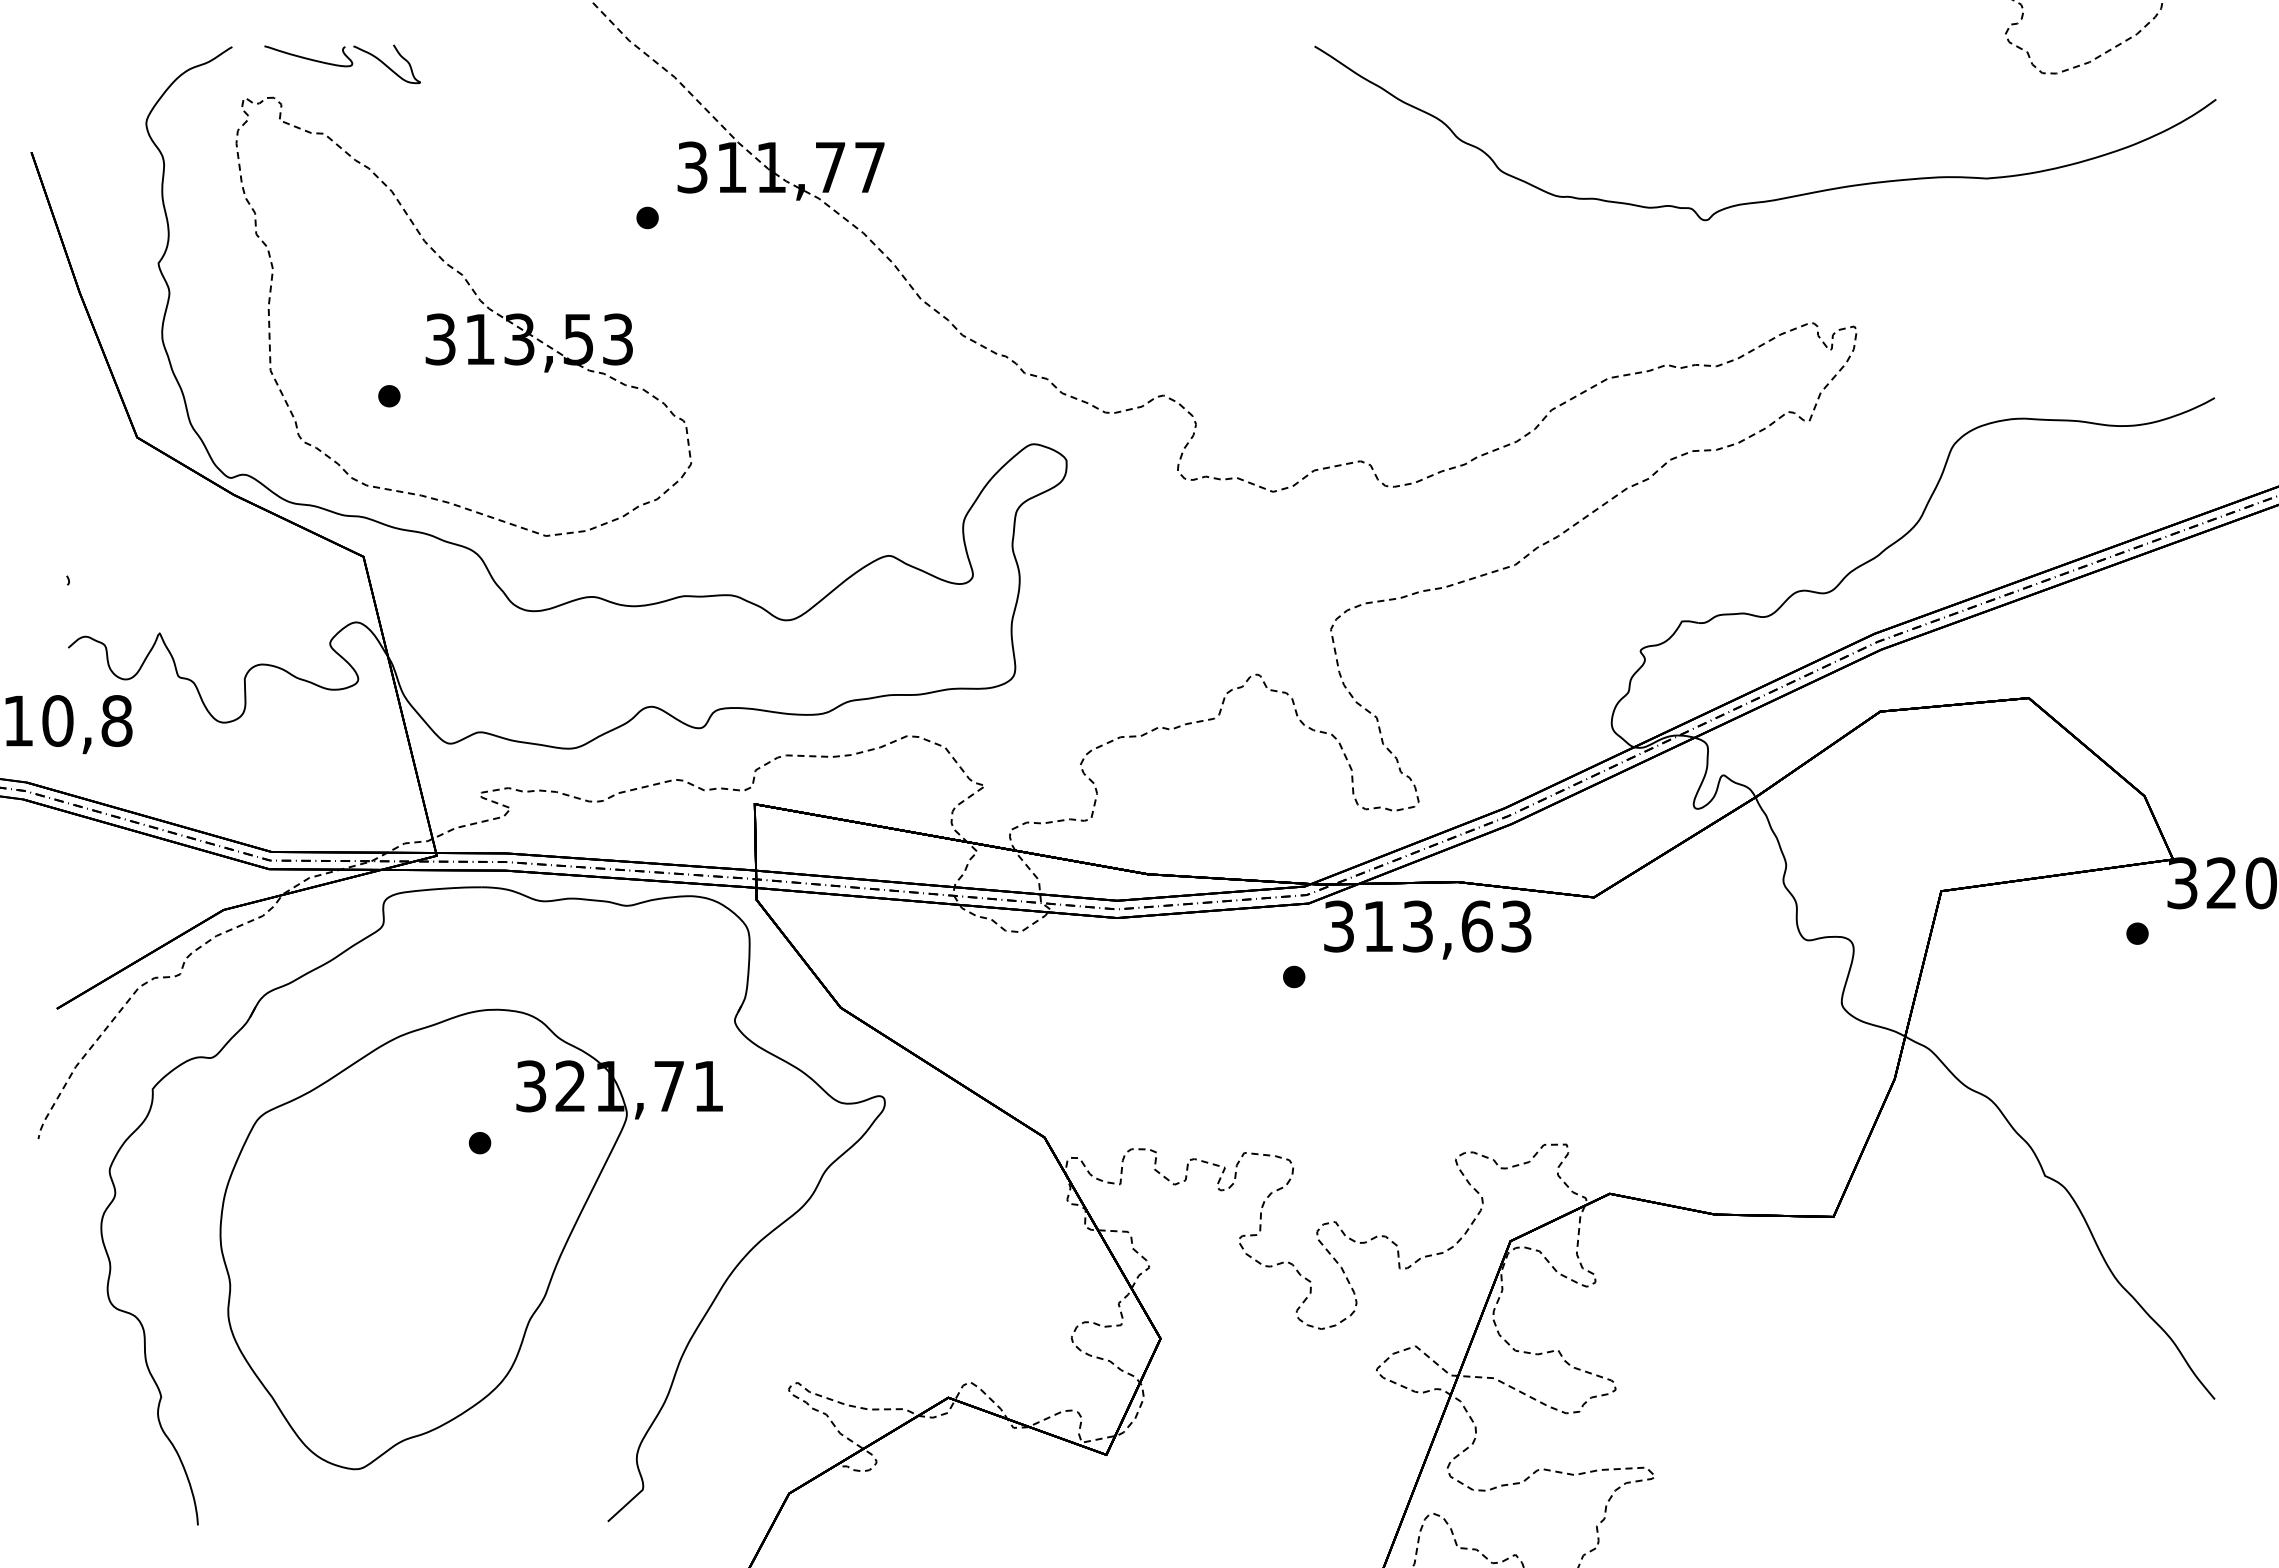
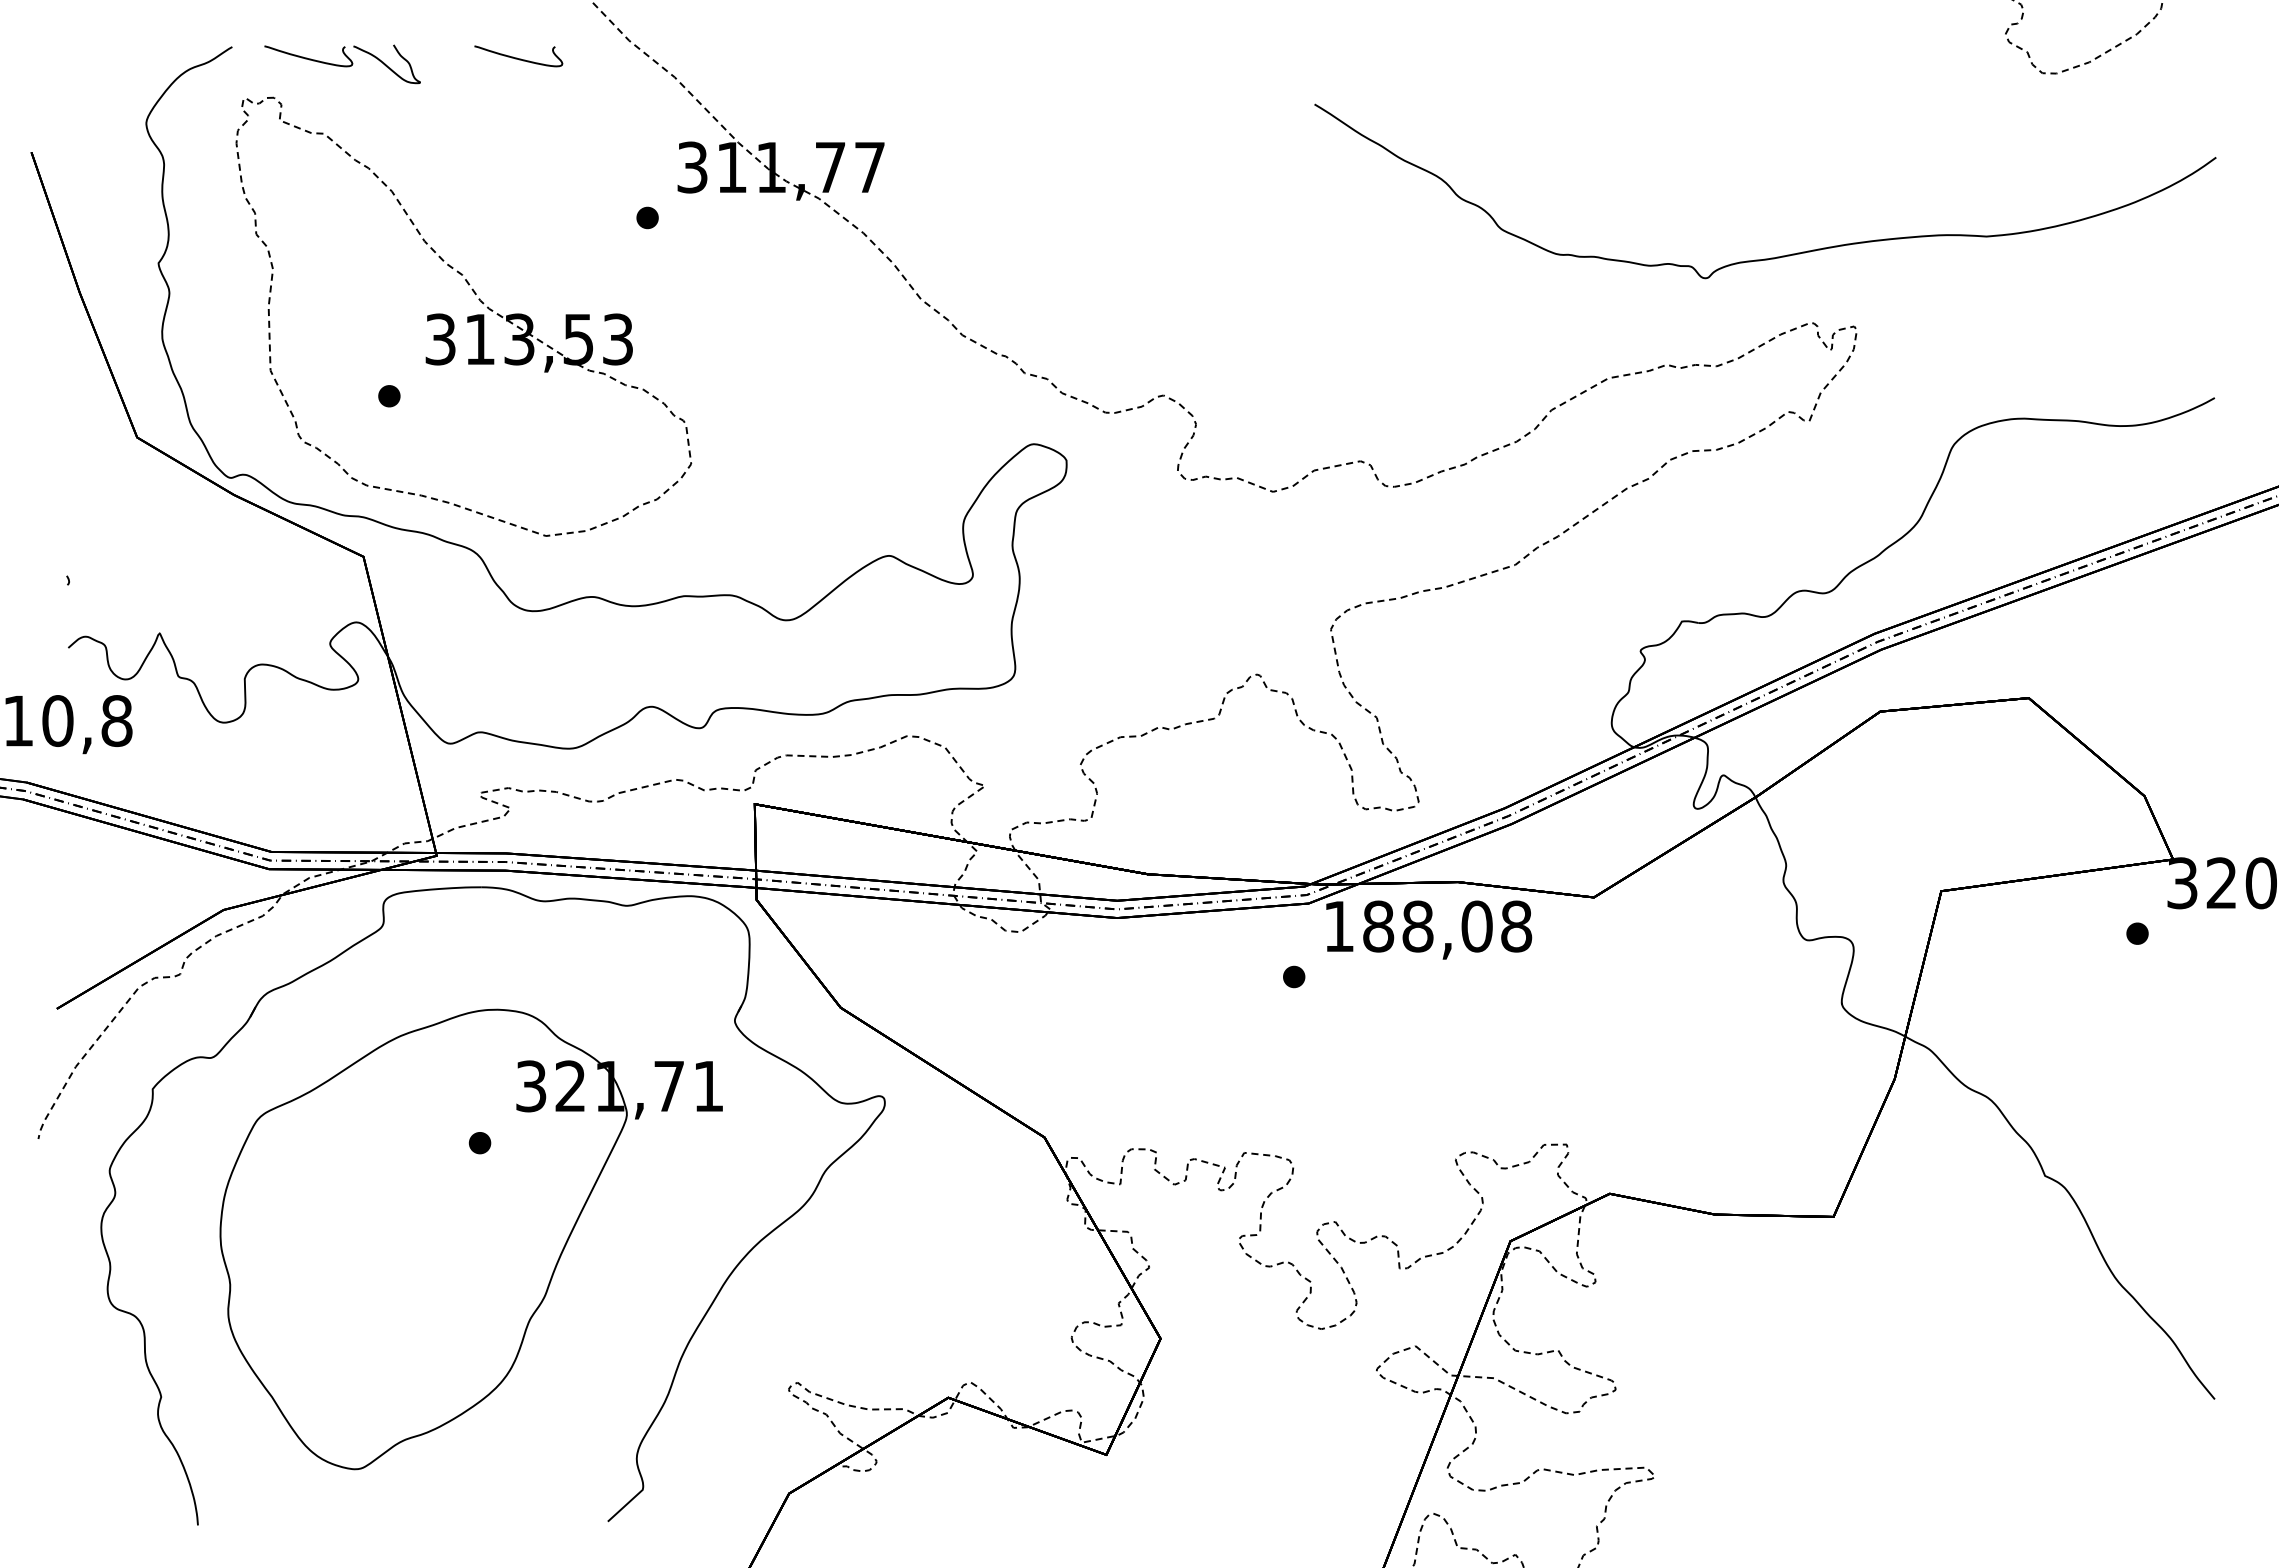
curve: none -> present (517, 57)
curve position: (1777, 198) -> (1777, 256) (1777, 256)
text: 313,63 -> 188,08 (1428, 926)
